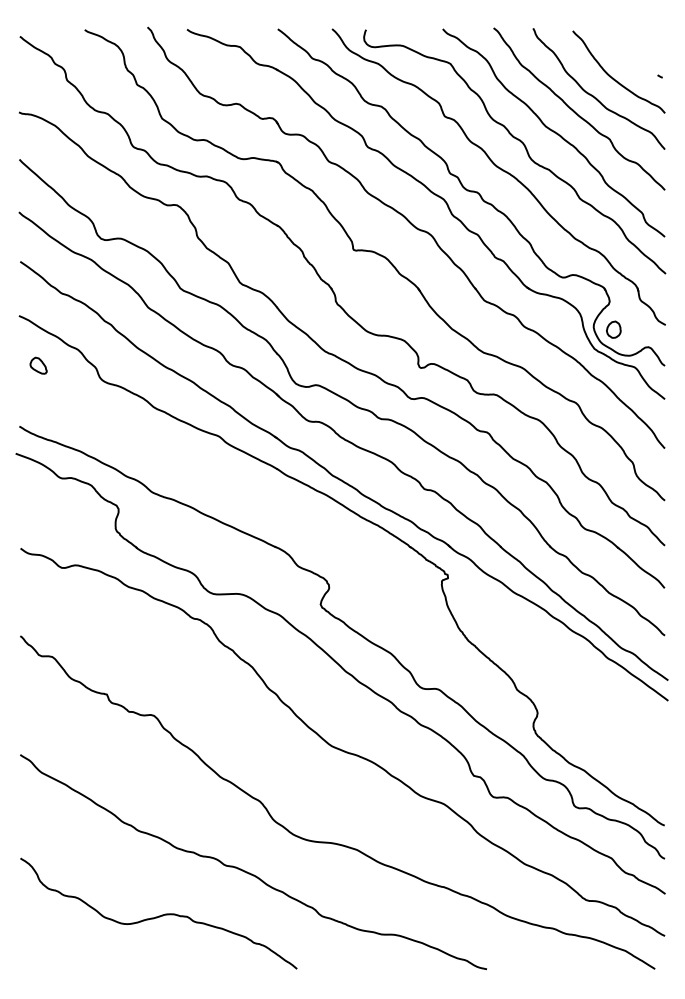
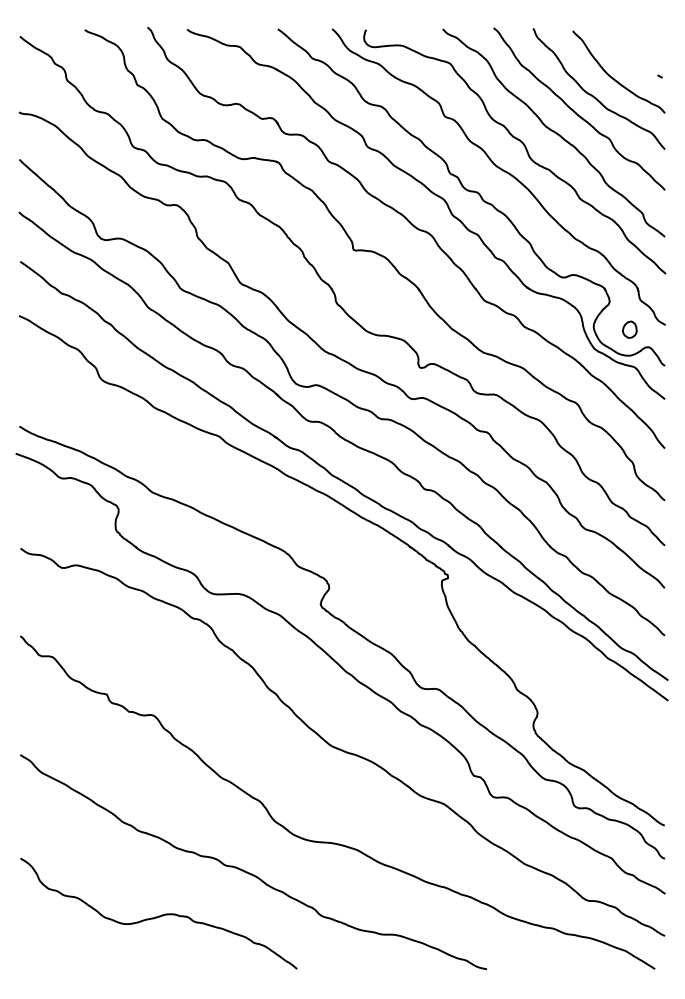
part position: (613, 329) -> (629, 329) (629, 329)
part: present -> none (38, 365)
